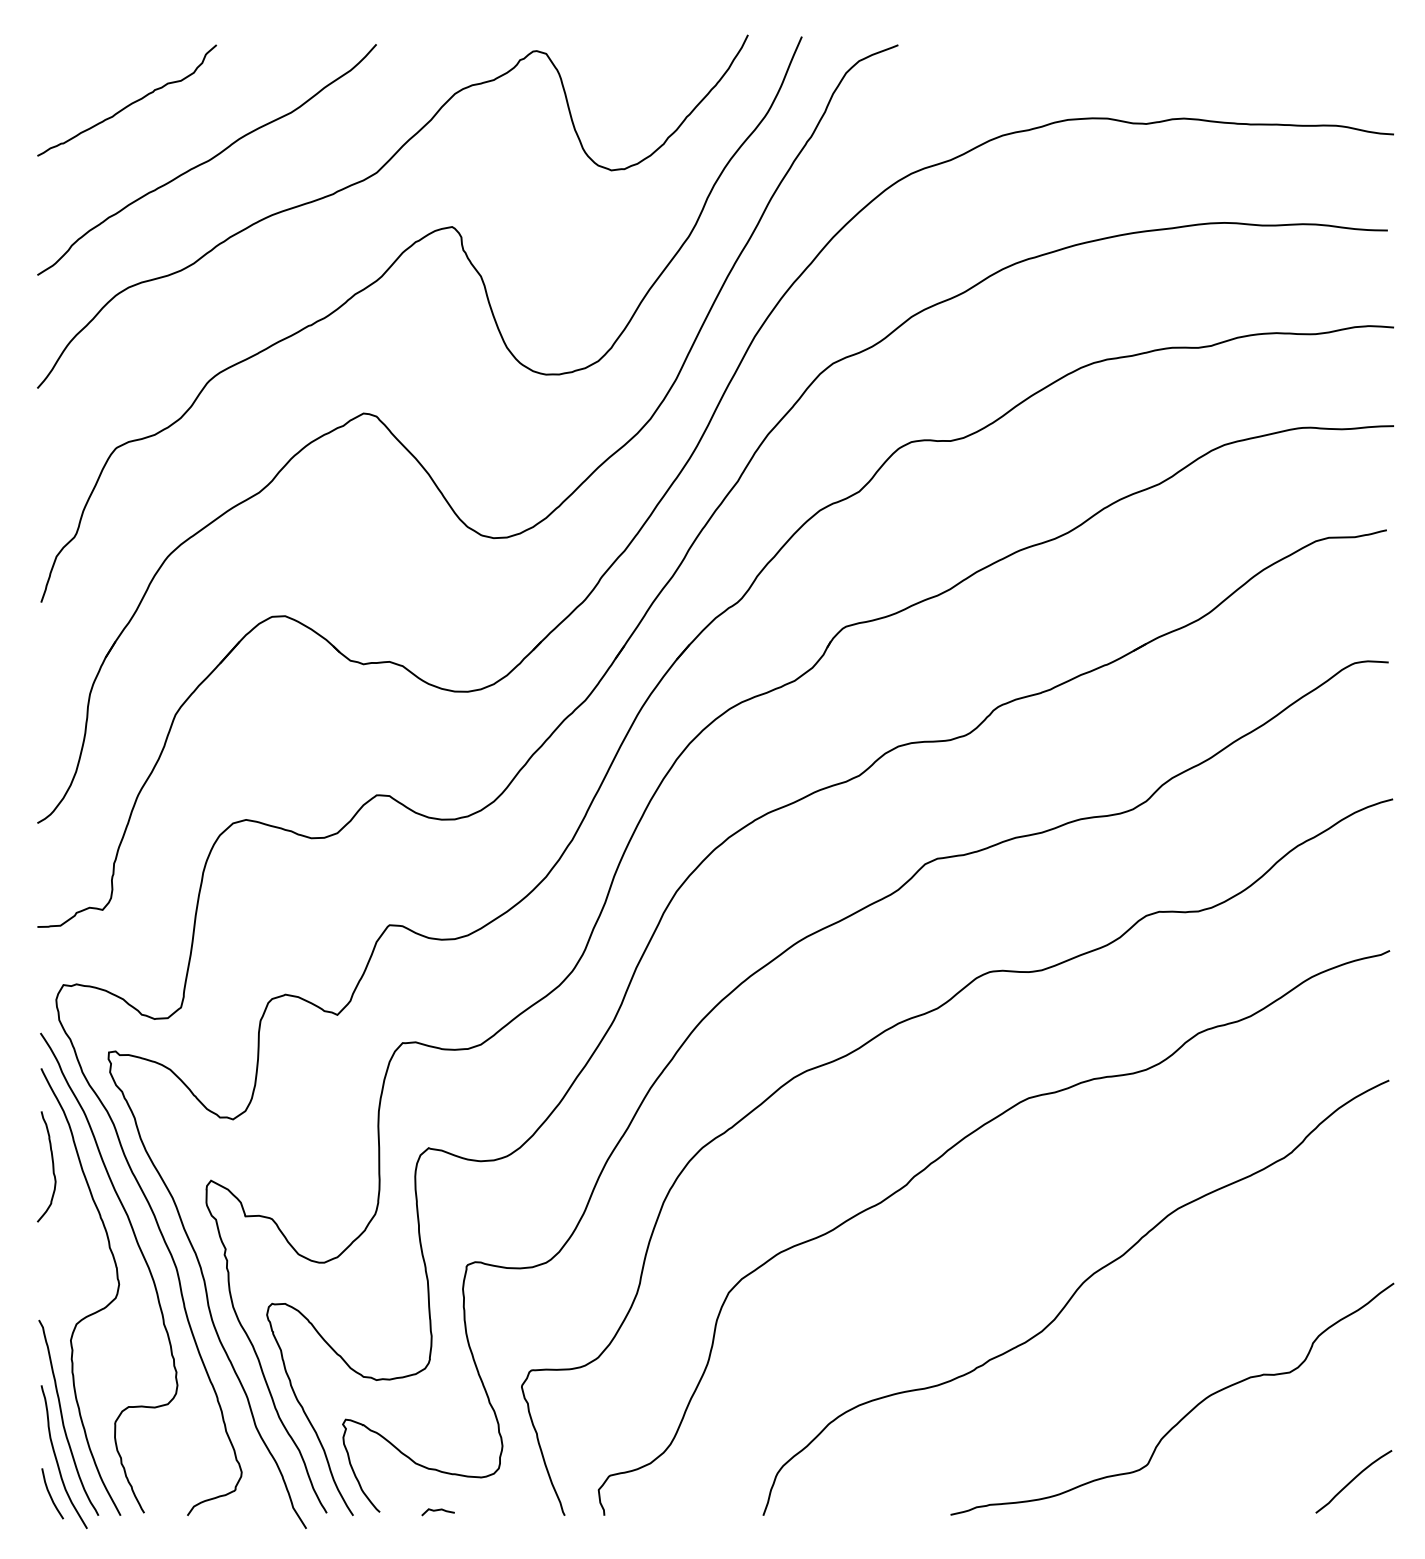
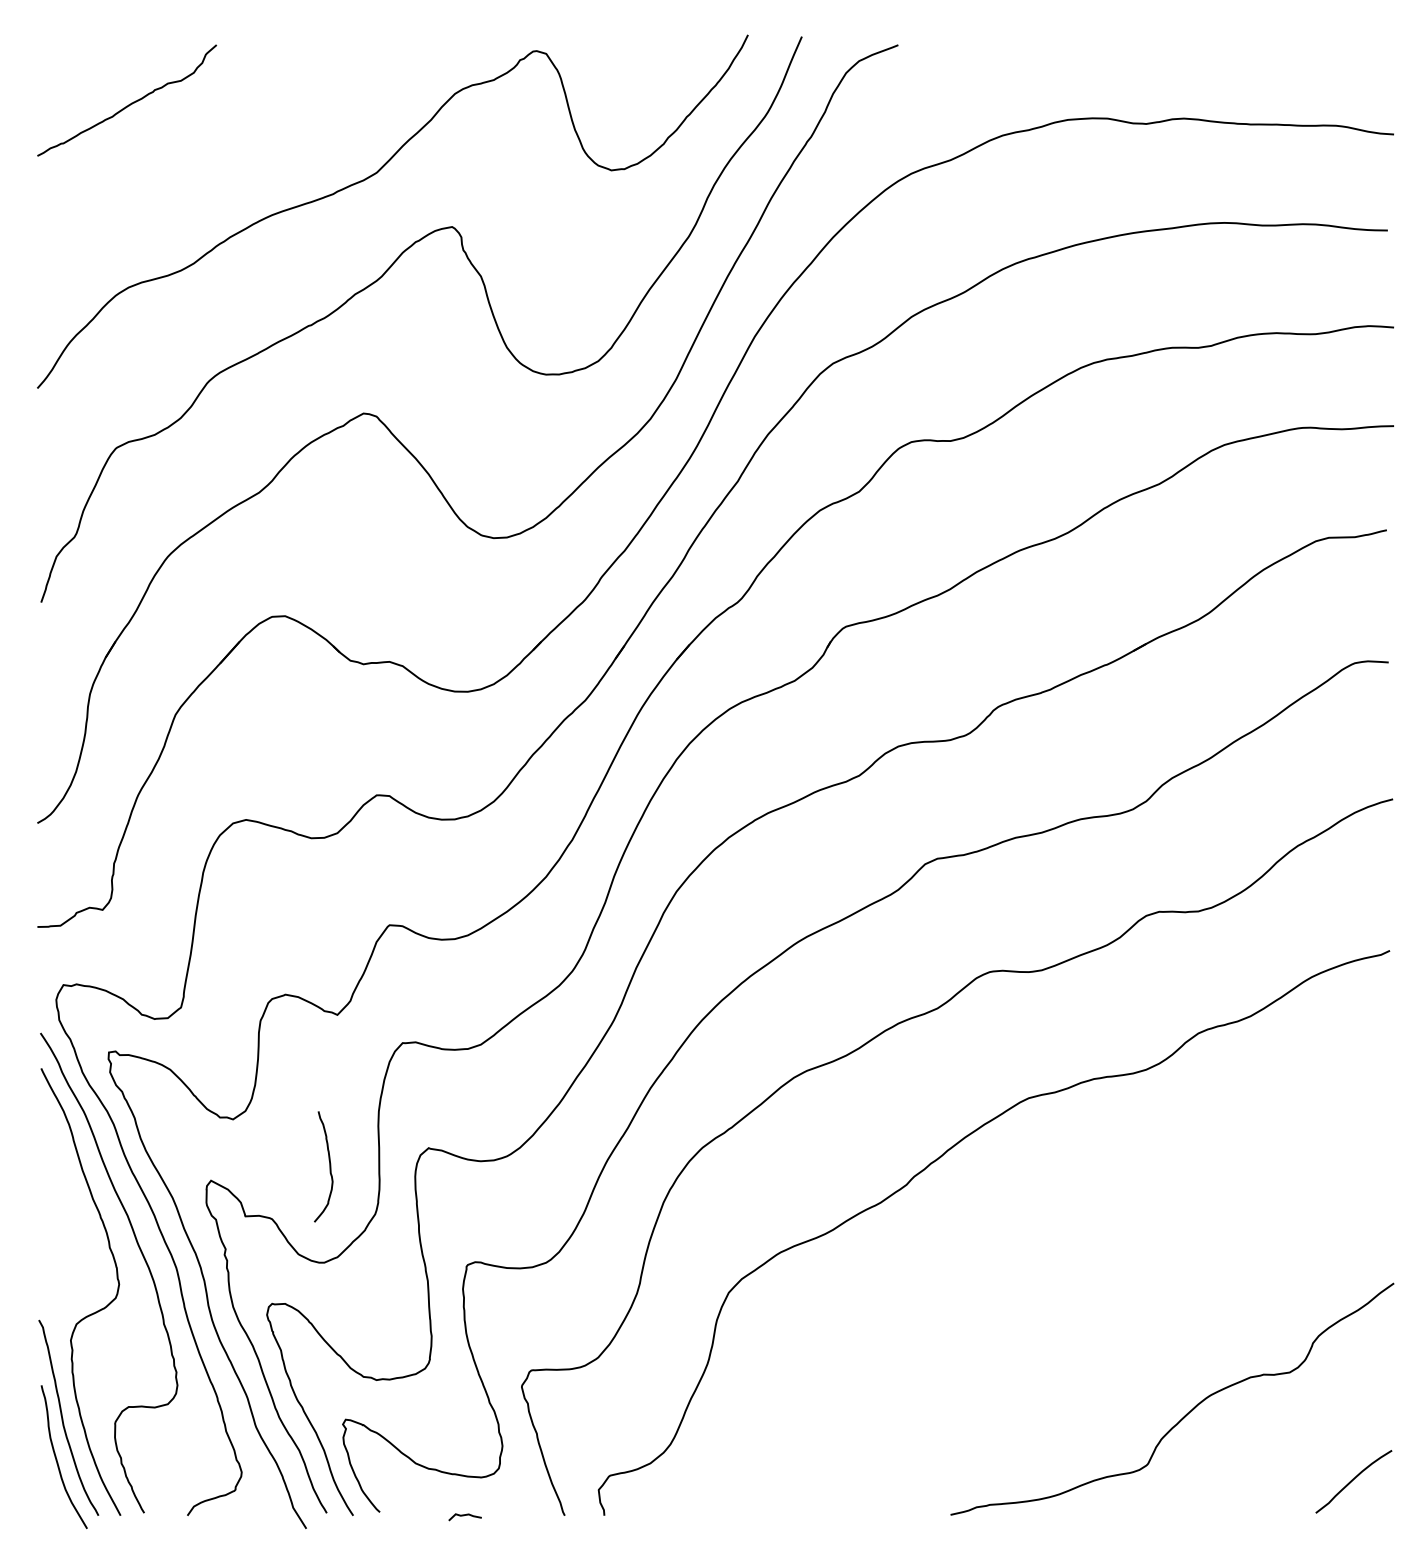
curve: present -> none (206, 160)
curve position: (52, 1166) -> (329, 1166) (329, 1166)
curve: present -> none (1074, 1295)
curve: present -> none (50, 1493)
curve position: (437, 1511) -> (464, 1516) (464, 1516)
